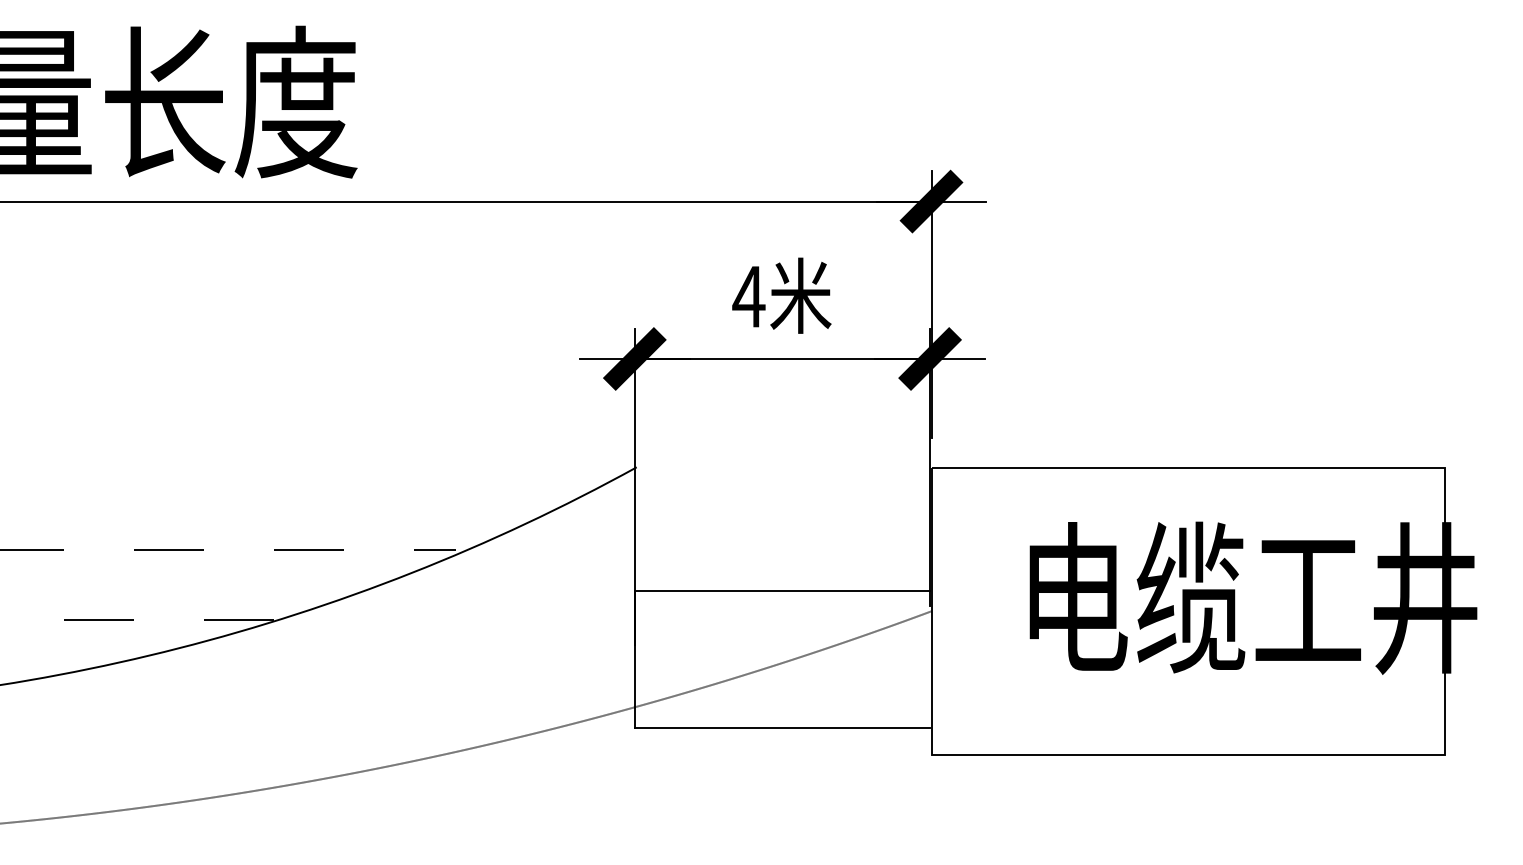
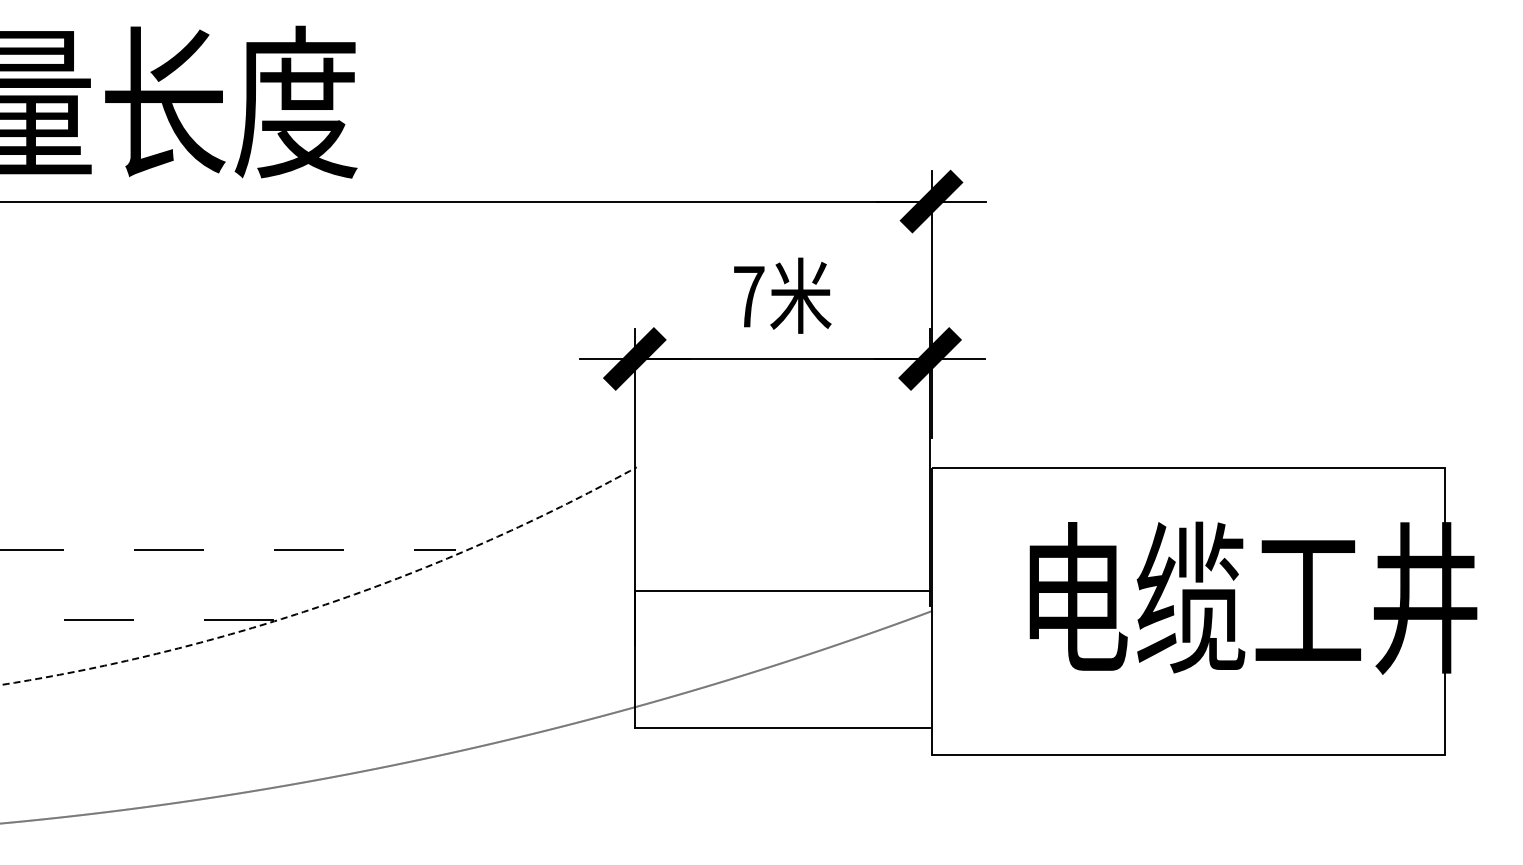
text: 4 -> 7 (748, 296)
arc: solid -> dashed (328, 603)
